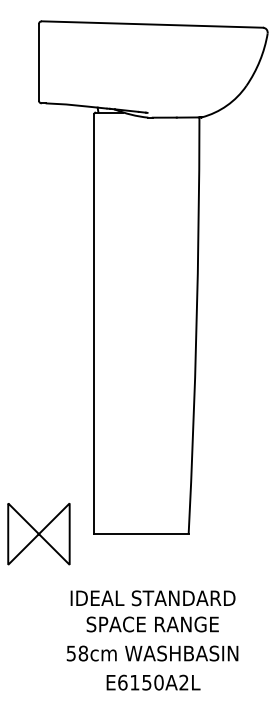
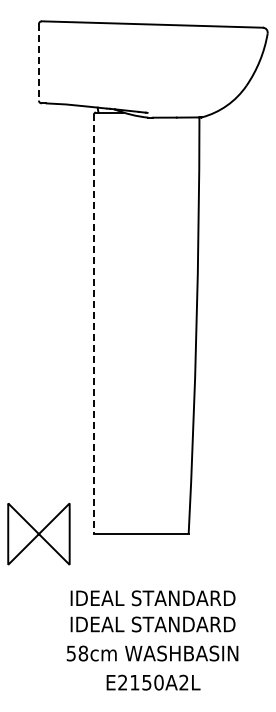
line: solid -> dashed (38, 62)
line: solid -> dashed (94, 324)
text: SPACE RANGE -> IDEAL STANDARD (152, 624)
text: E6150A2L -> E2150A2L (122, 682)
